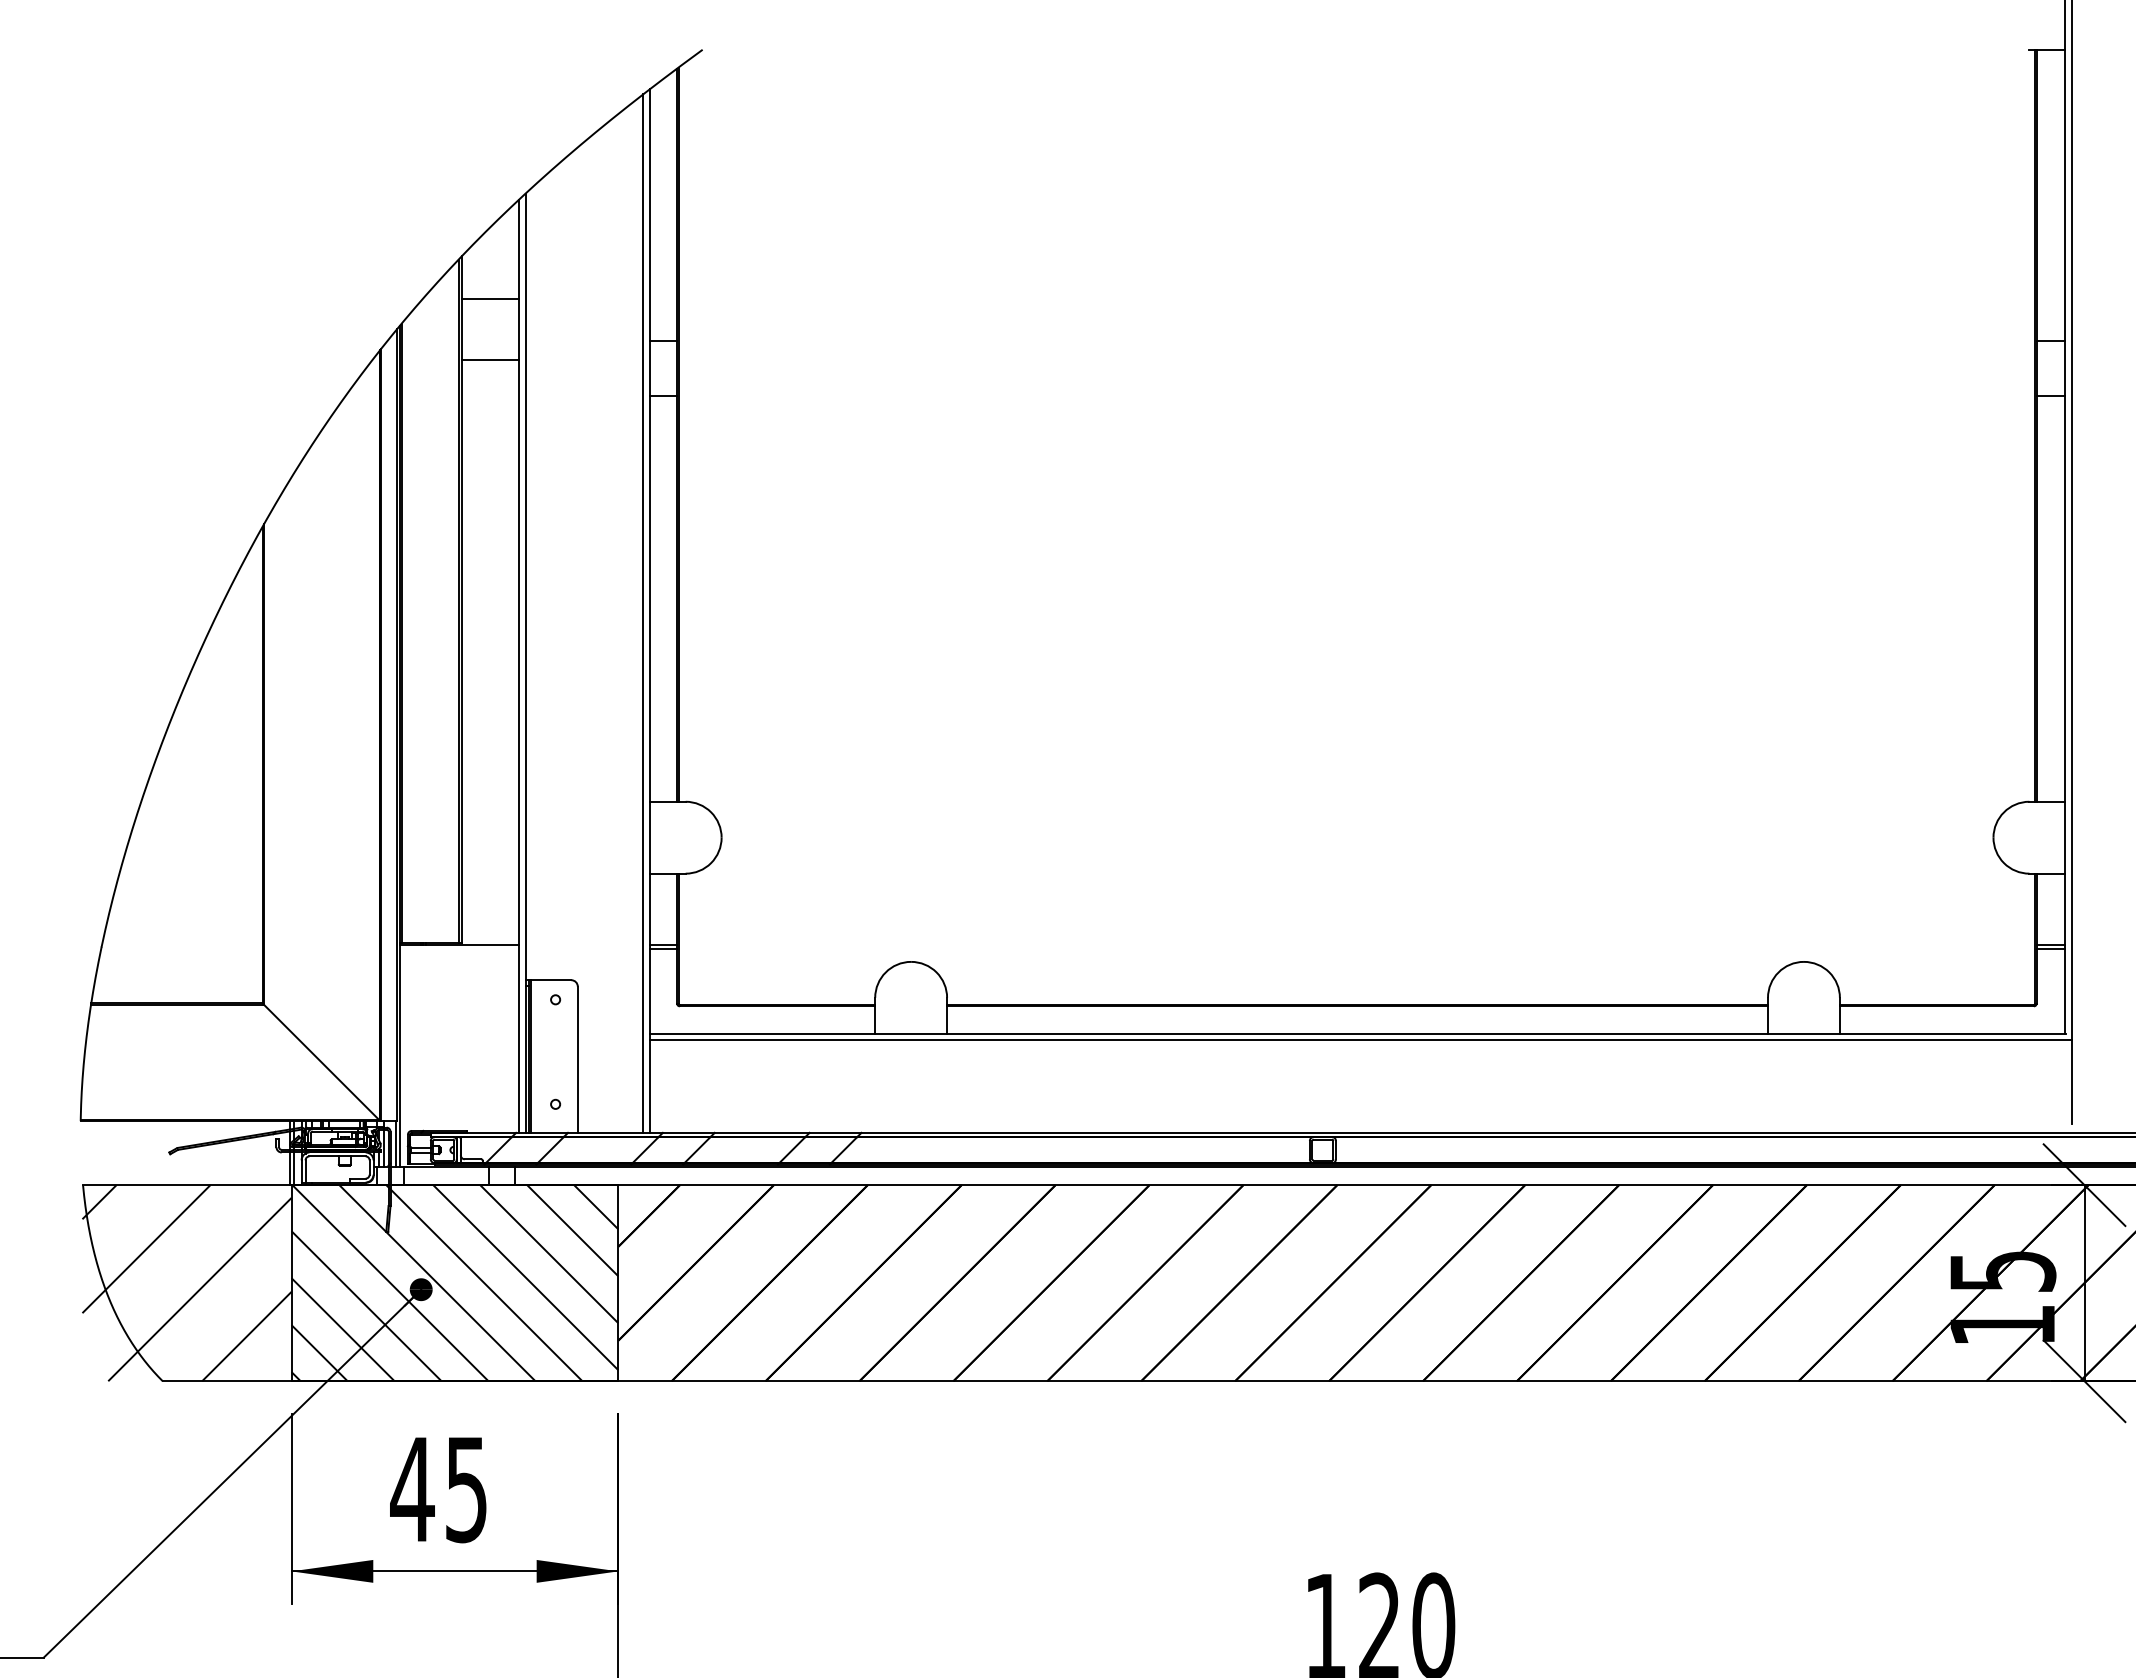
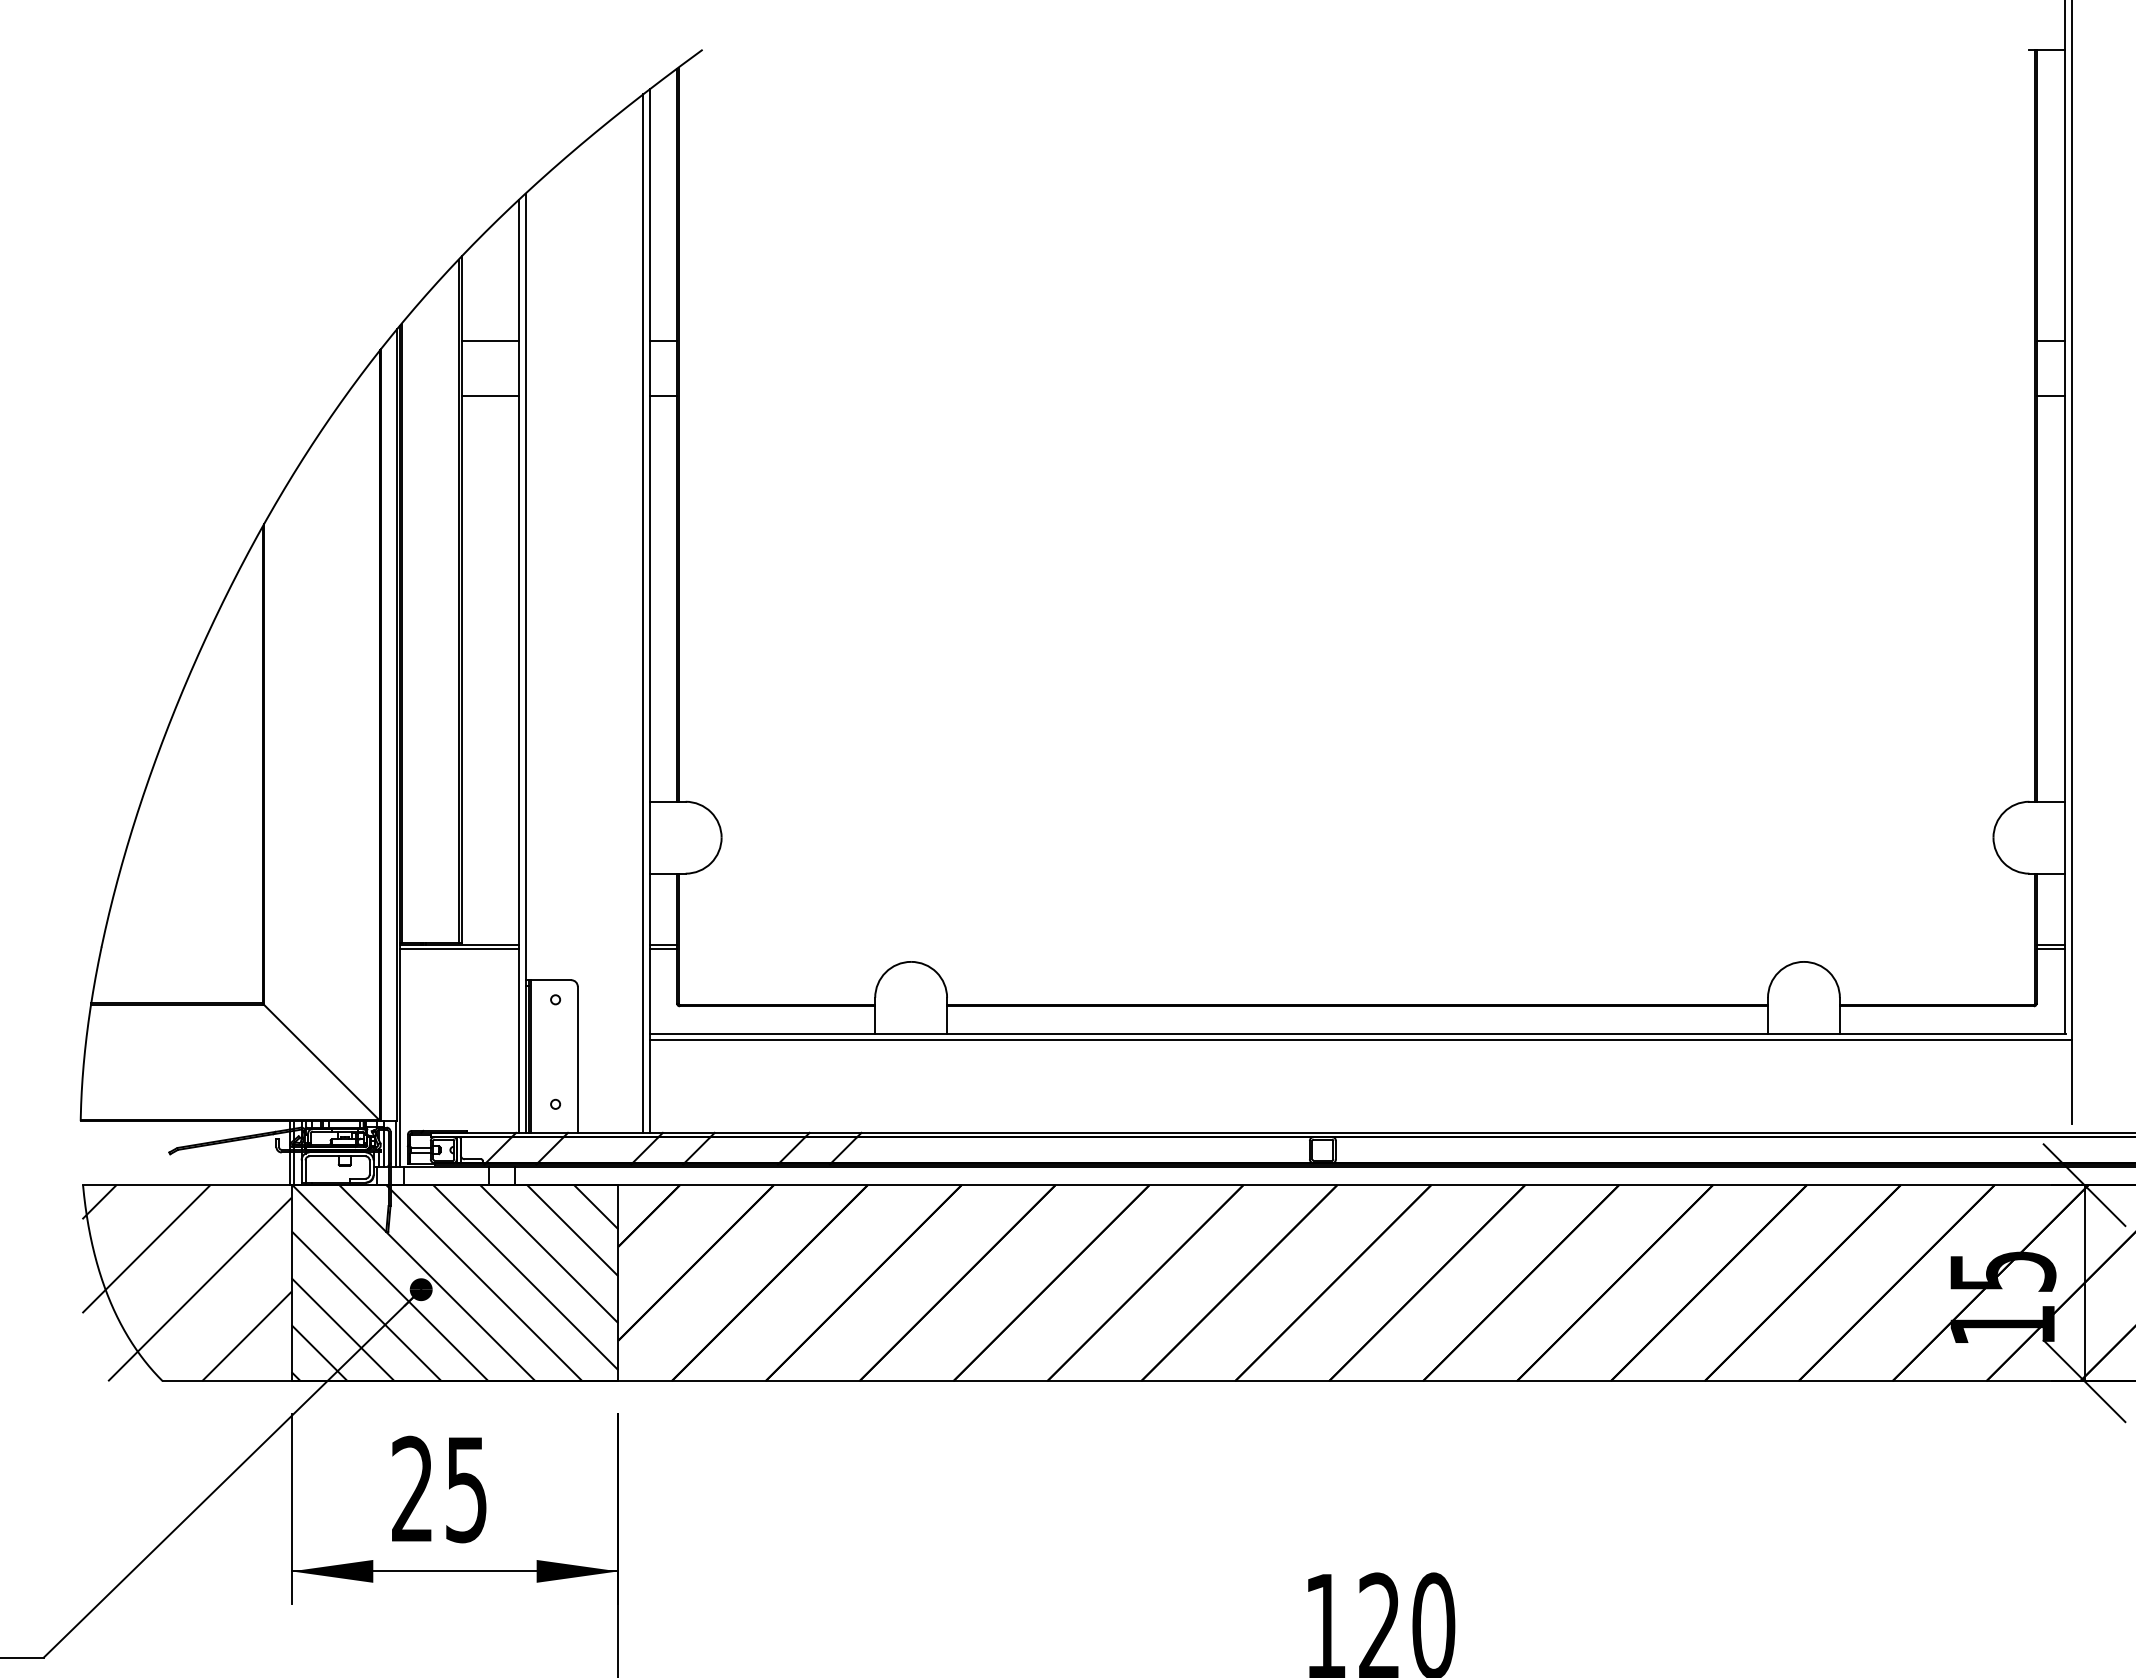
line position: (490, 299) -> (490, 341) (490, 341)
line position: (490, 360) -> (490, 396) (490, 396)
line: none -> present (459, 949)
text: 45 -> 25 (412, 1488)
